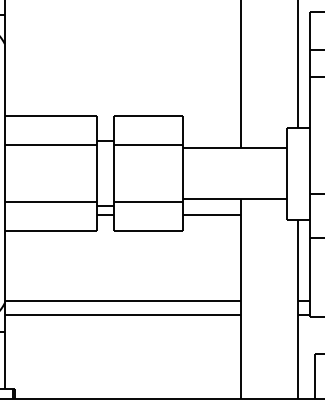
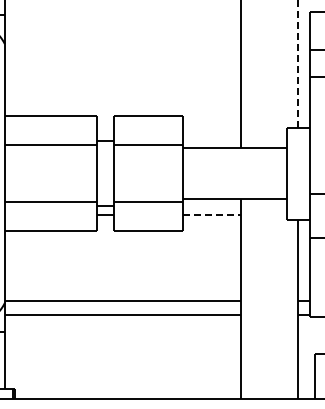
line: solid -> dashed (298, 64)
line: solid -> dashed (212, 214)
